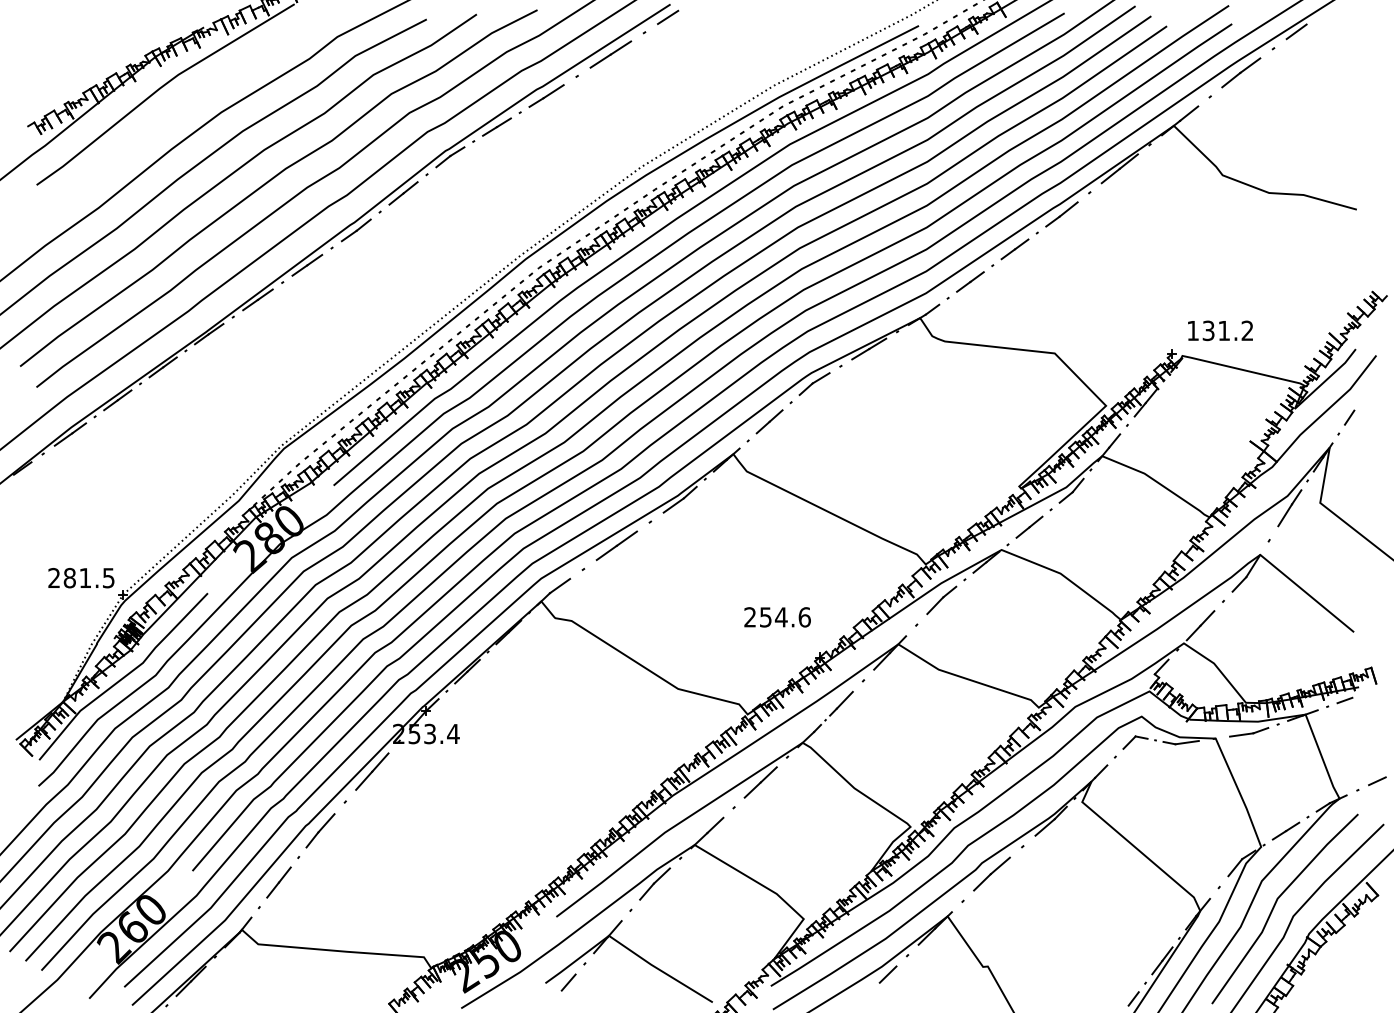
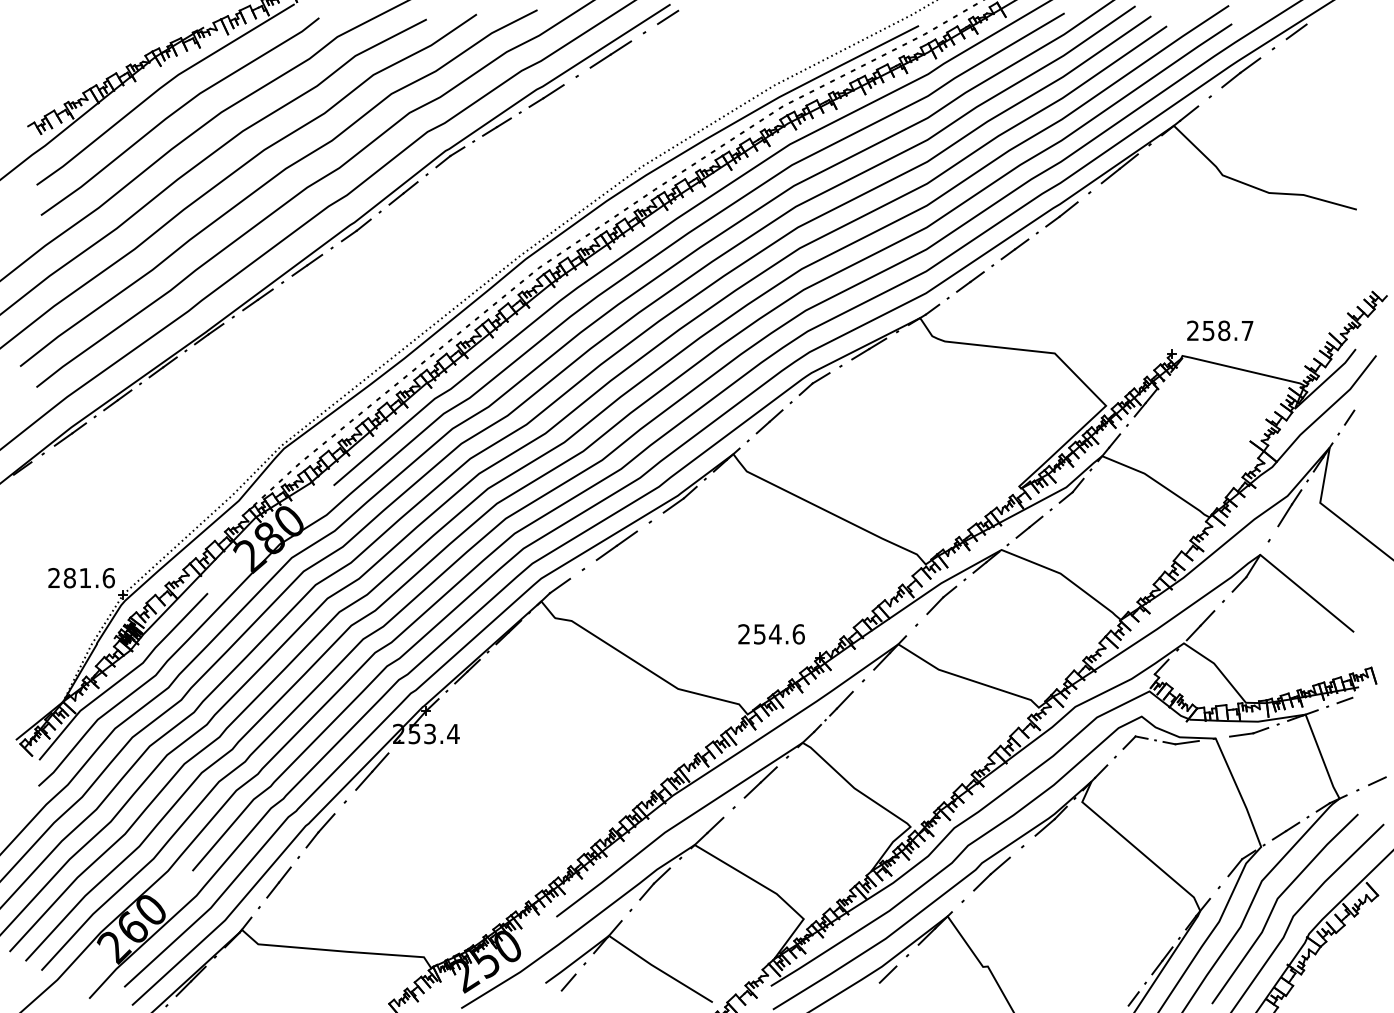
curve: none -> present (176, 112)
text: 131.2 -> 258.7 (1220, 330)
text: 281.5 -> 281.6 (108, 577)
text position: (777, 617) -> (771, 634) (771, 634)
